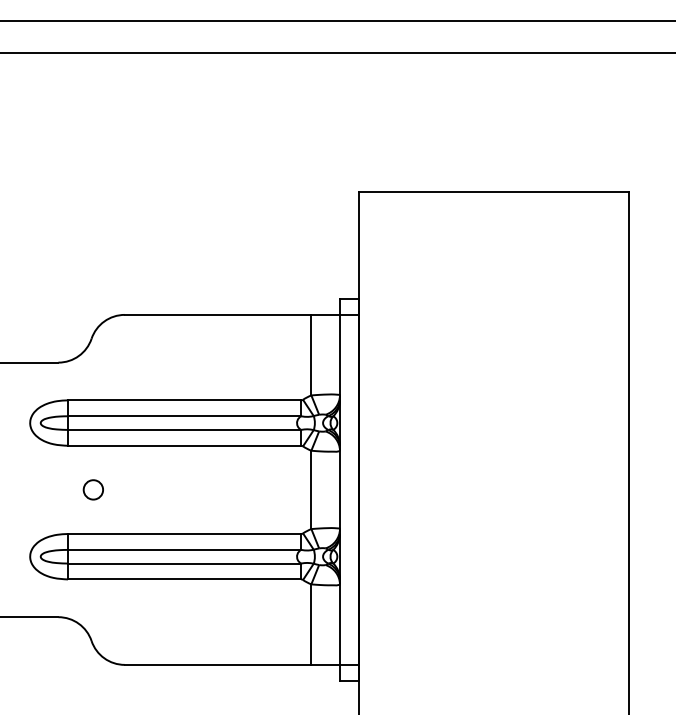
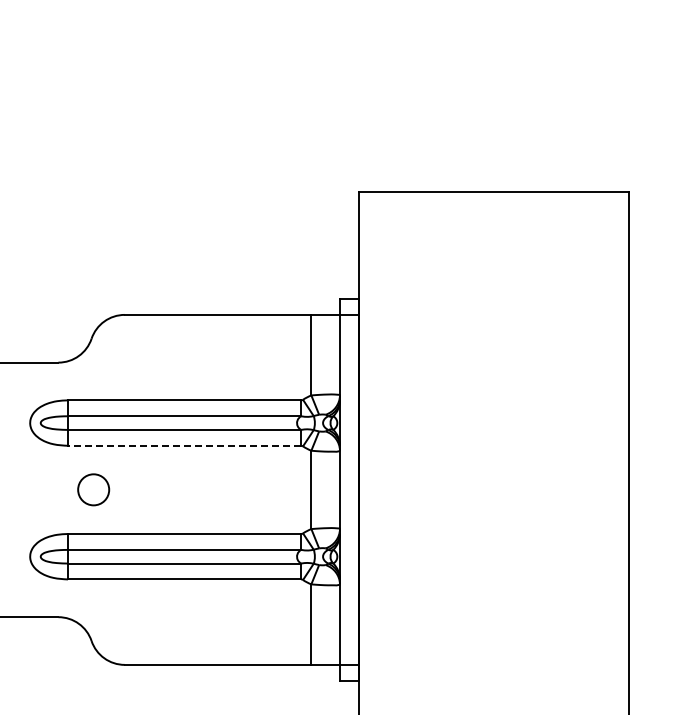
line: present -> none (337, 21)
line: present -> none (337, 53)
line: solid -> dashed (184, 445)
circle size: 22x22 px -> 34x34 px (93, 489)
